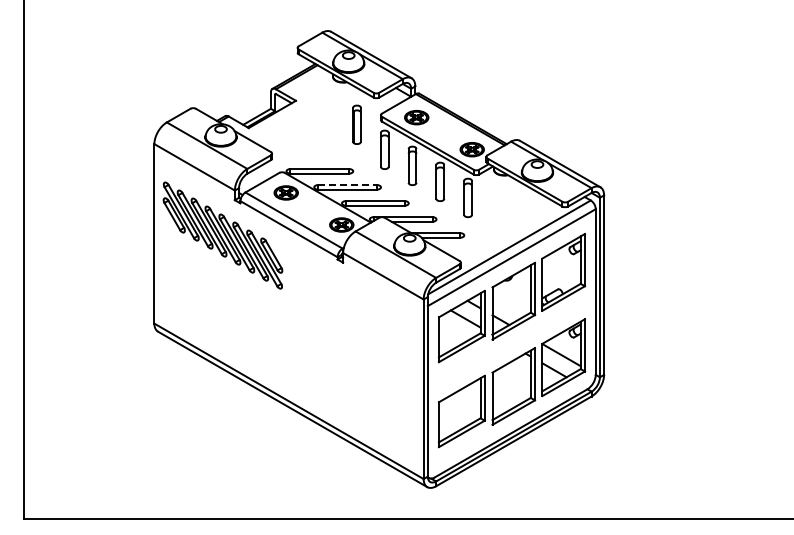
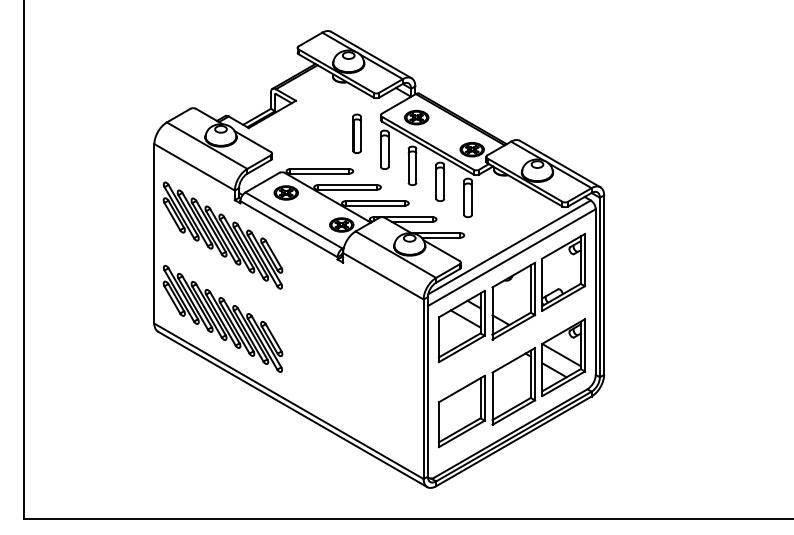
part position: (356, 124) -> (356, 133) (356, 133)
line: dashed -> solid (348, 185)
part: none -> present (222, 318)
